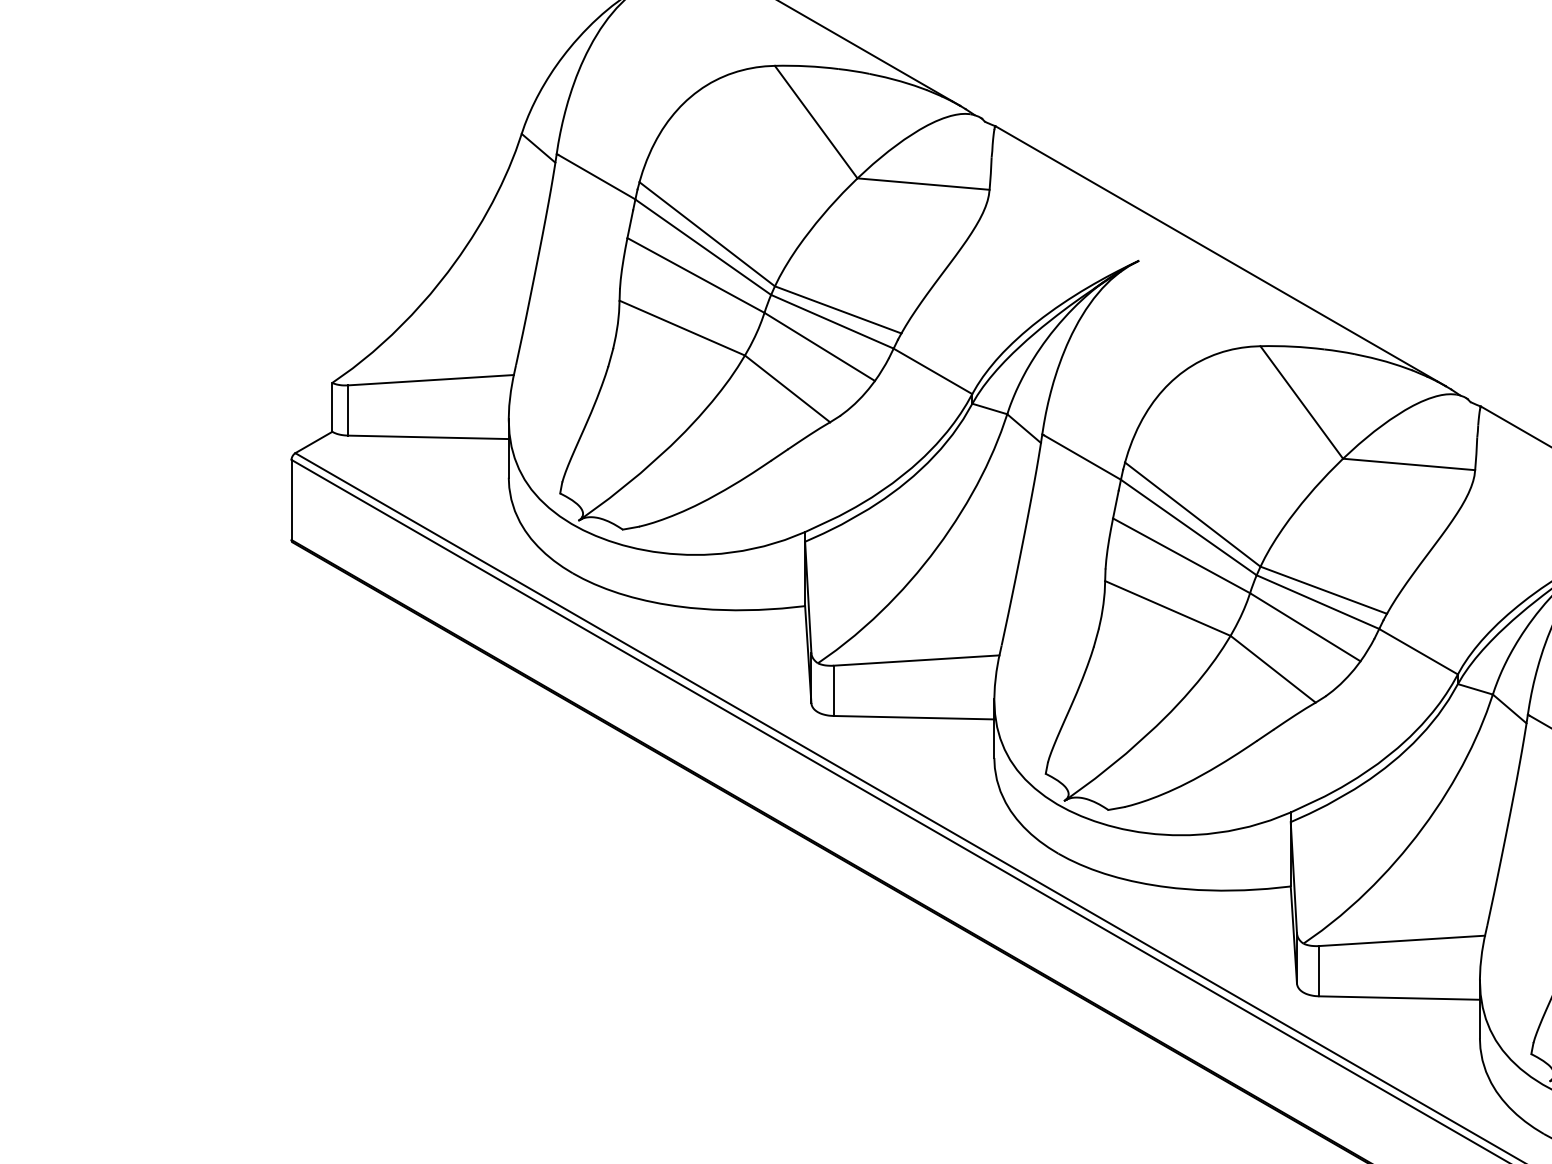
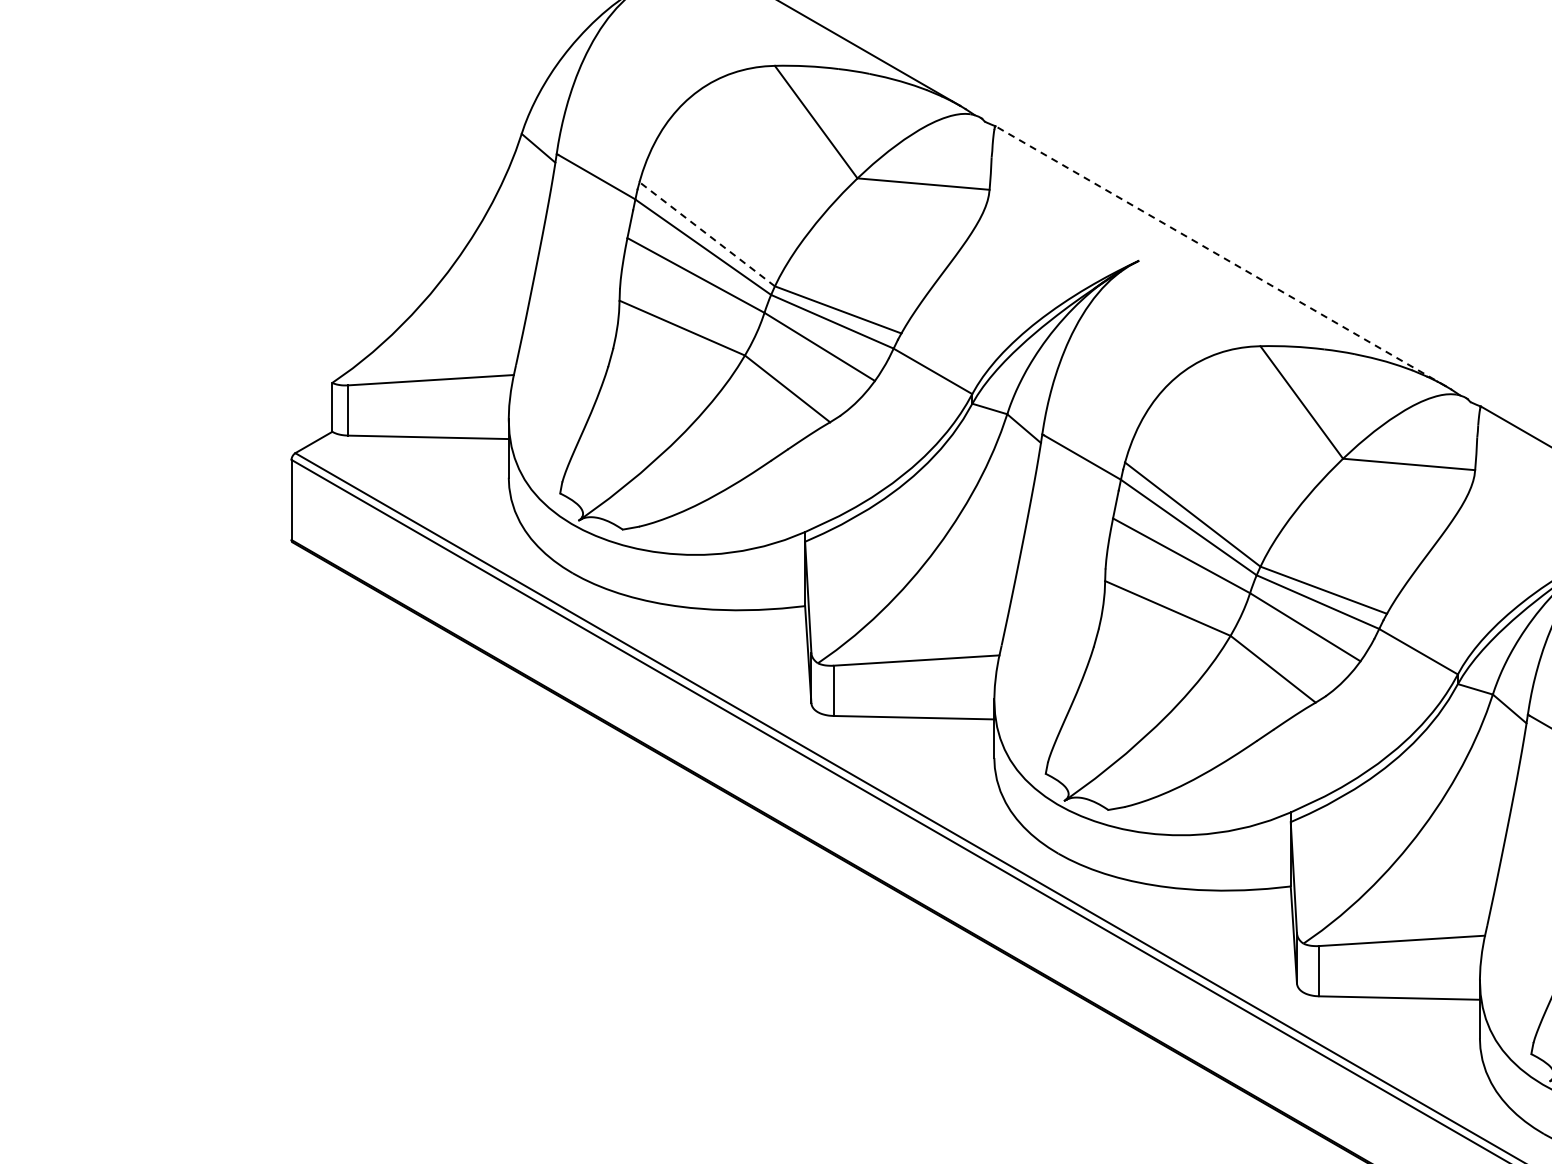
line: solid -> dashed (706, 233)
line: solid -> dashed (1220, 256)
